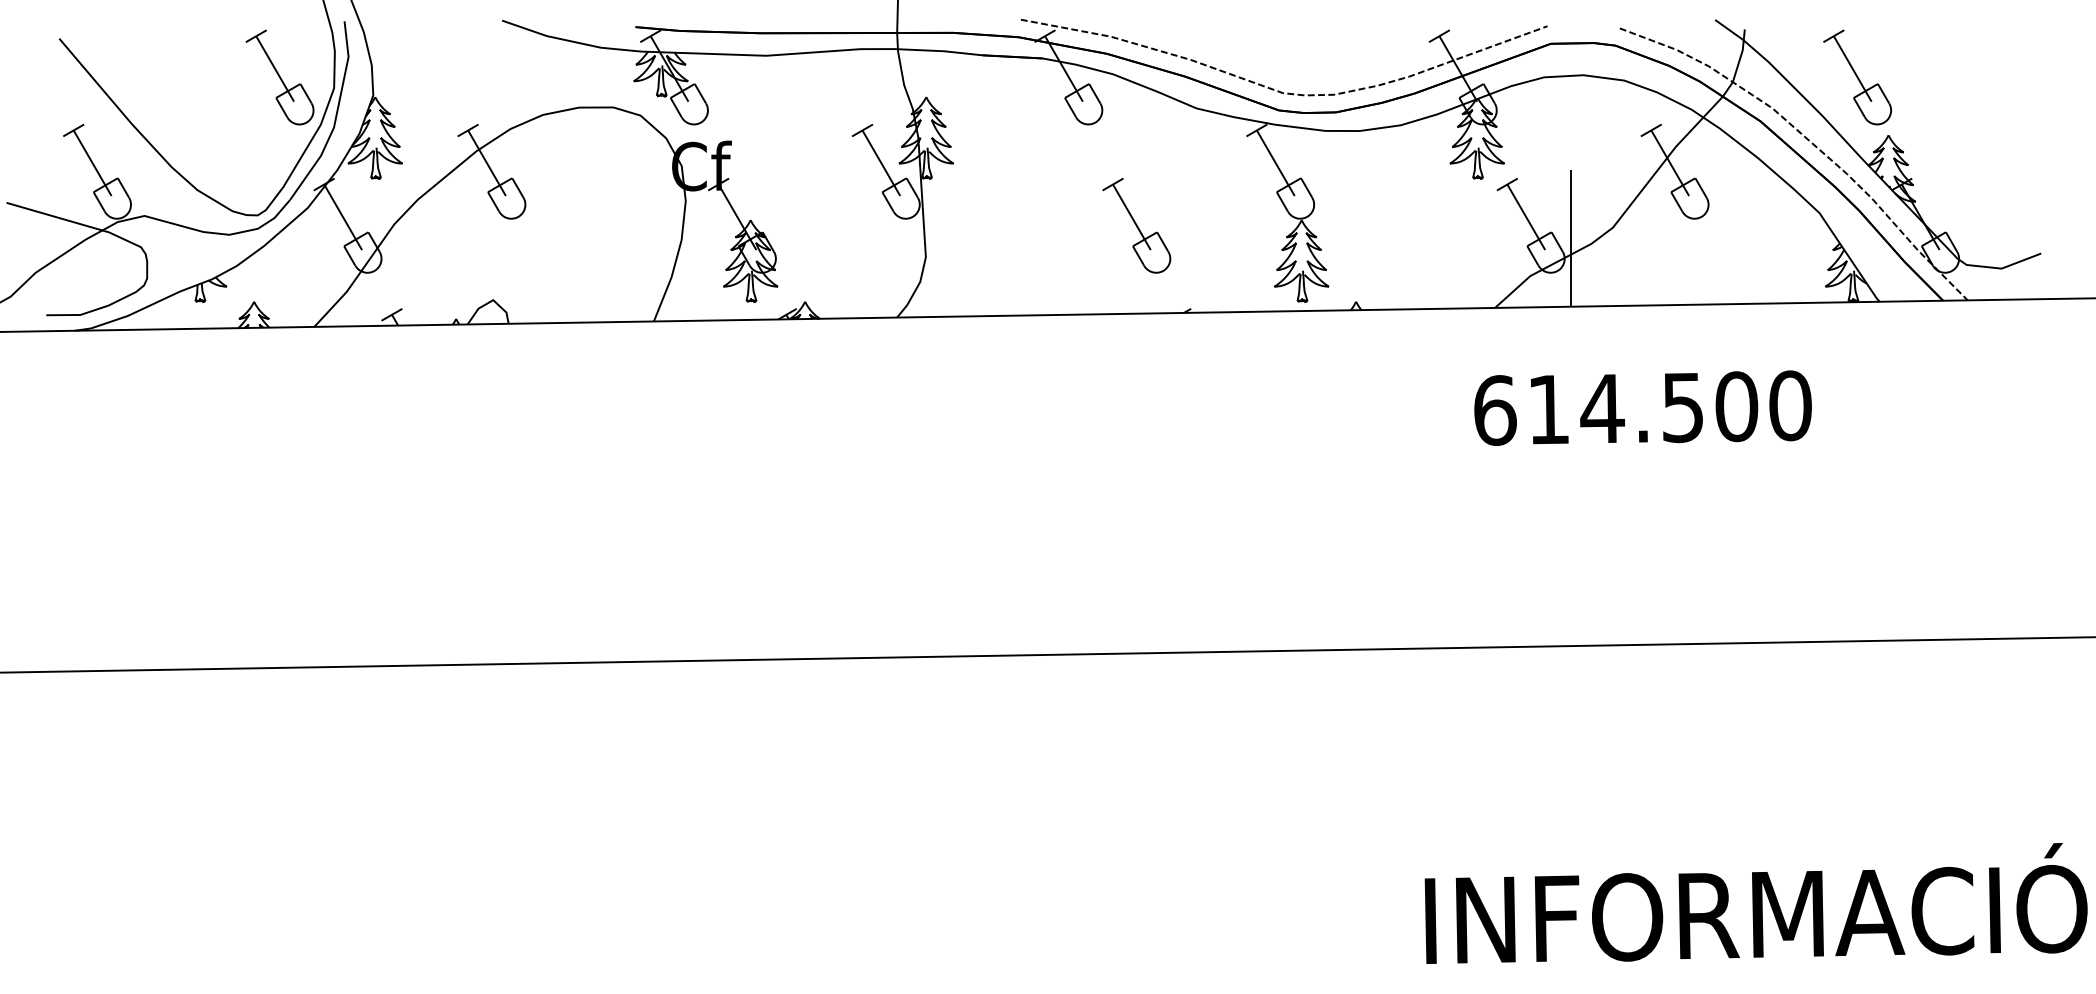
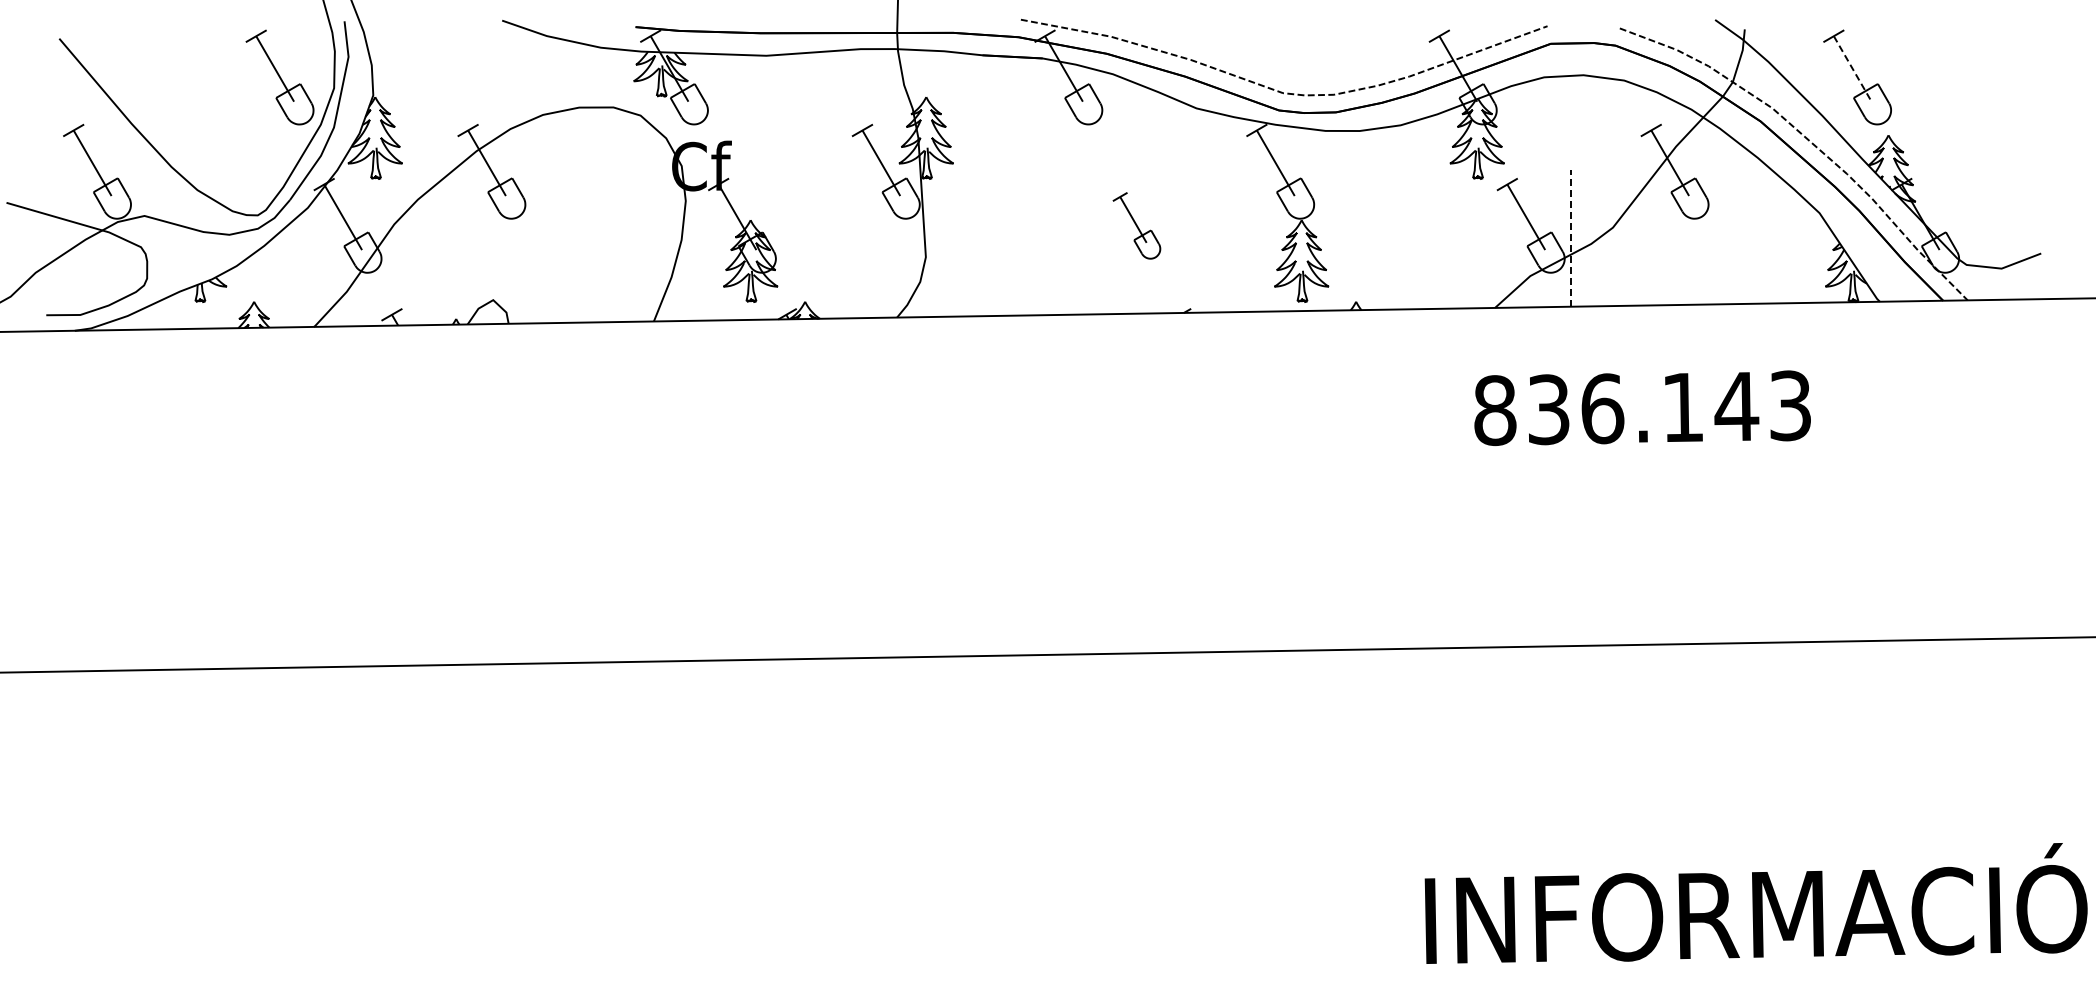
line: solid -> dashed (1852, 68)
part size: 70x96 px -> 50x68 px (1136, 225)
line: solid -> dashed (1570, 237)
text: 614.500 -> 836.143 (1642, 407)
